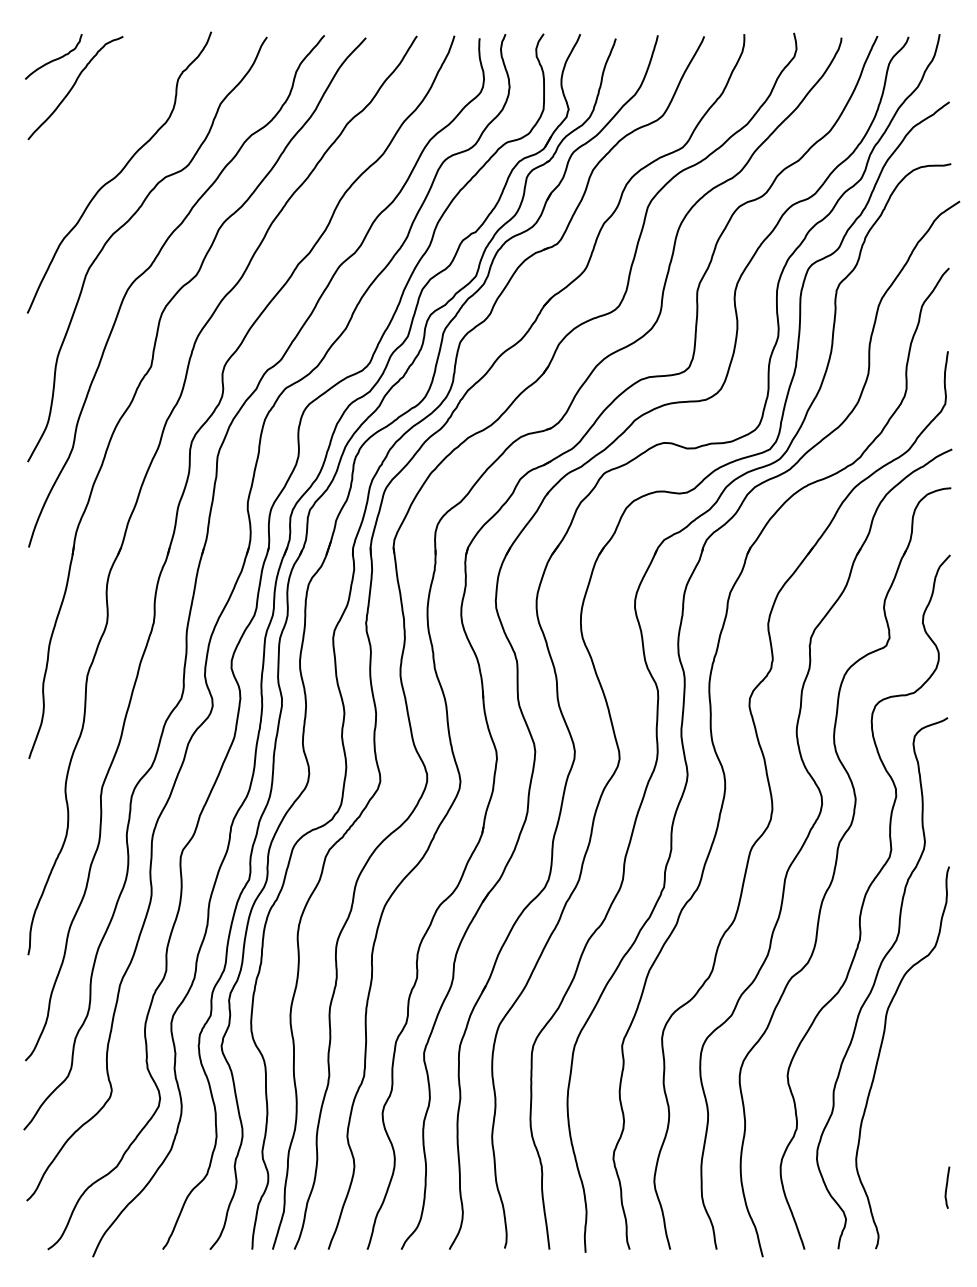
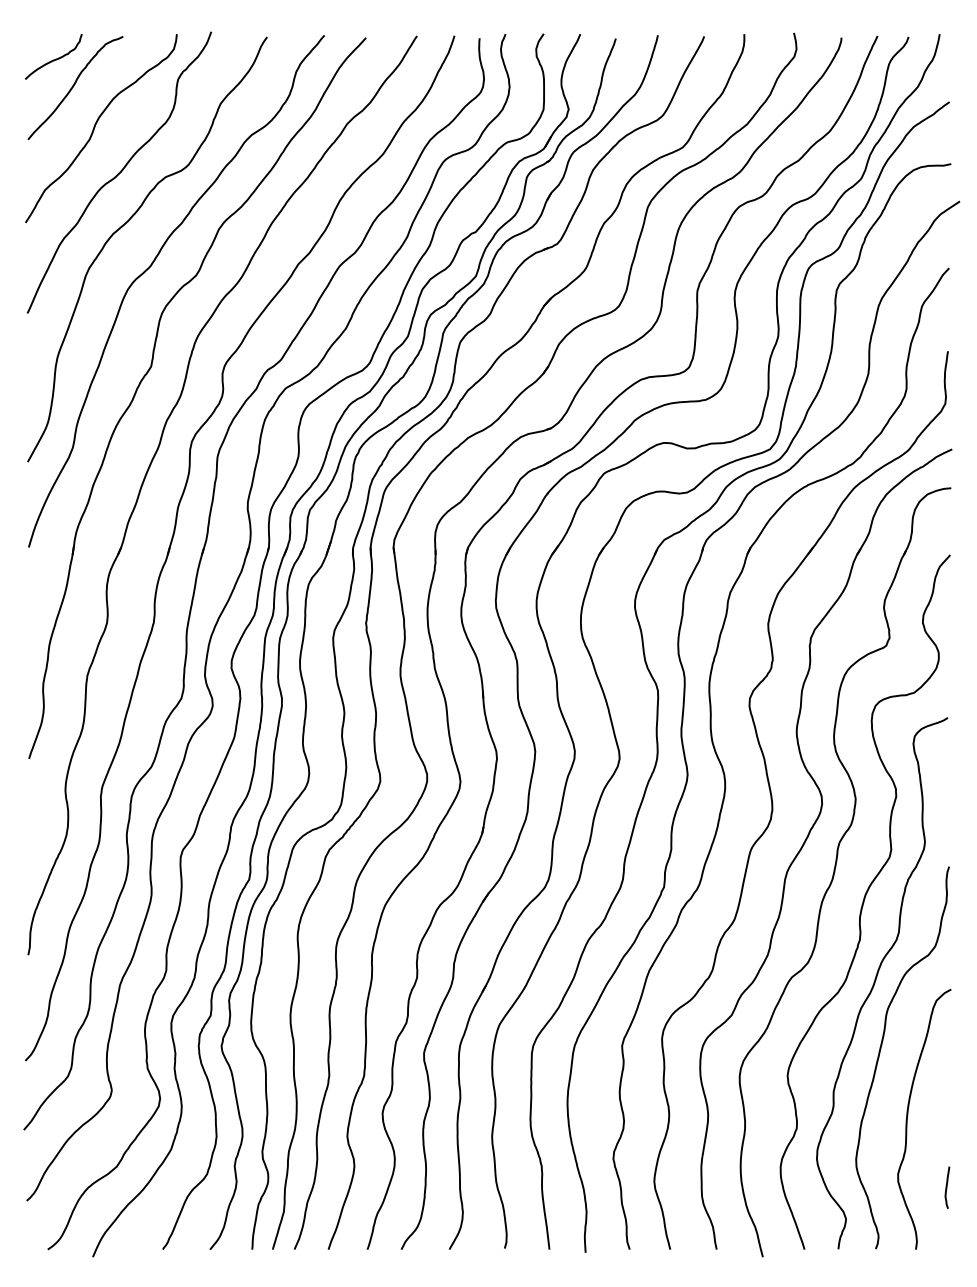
curve: none -> present (95, 127)
curve: none -> present (908, 1115)
